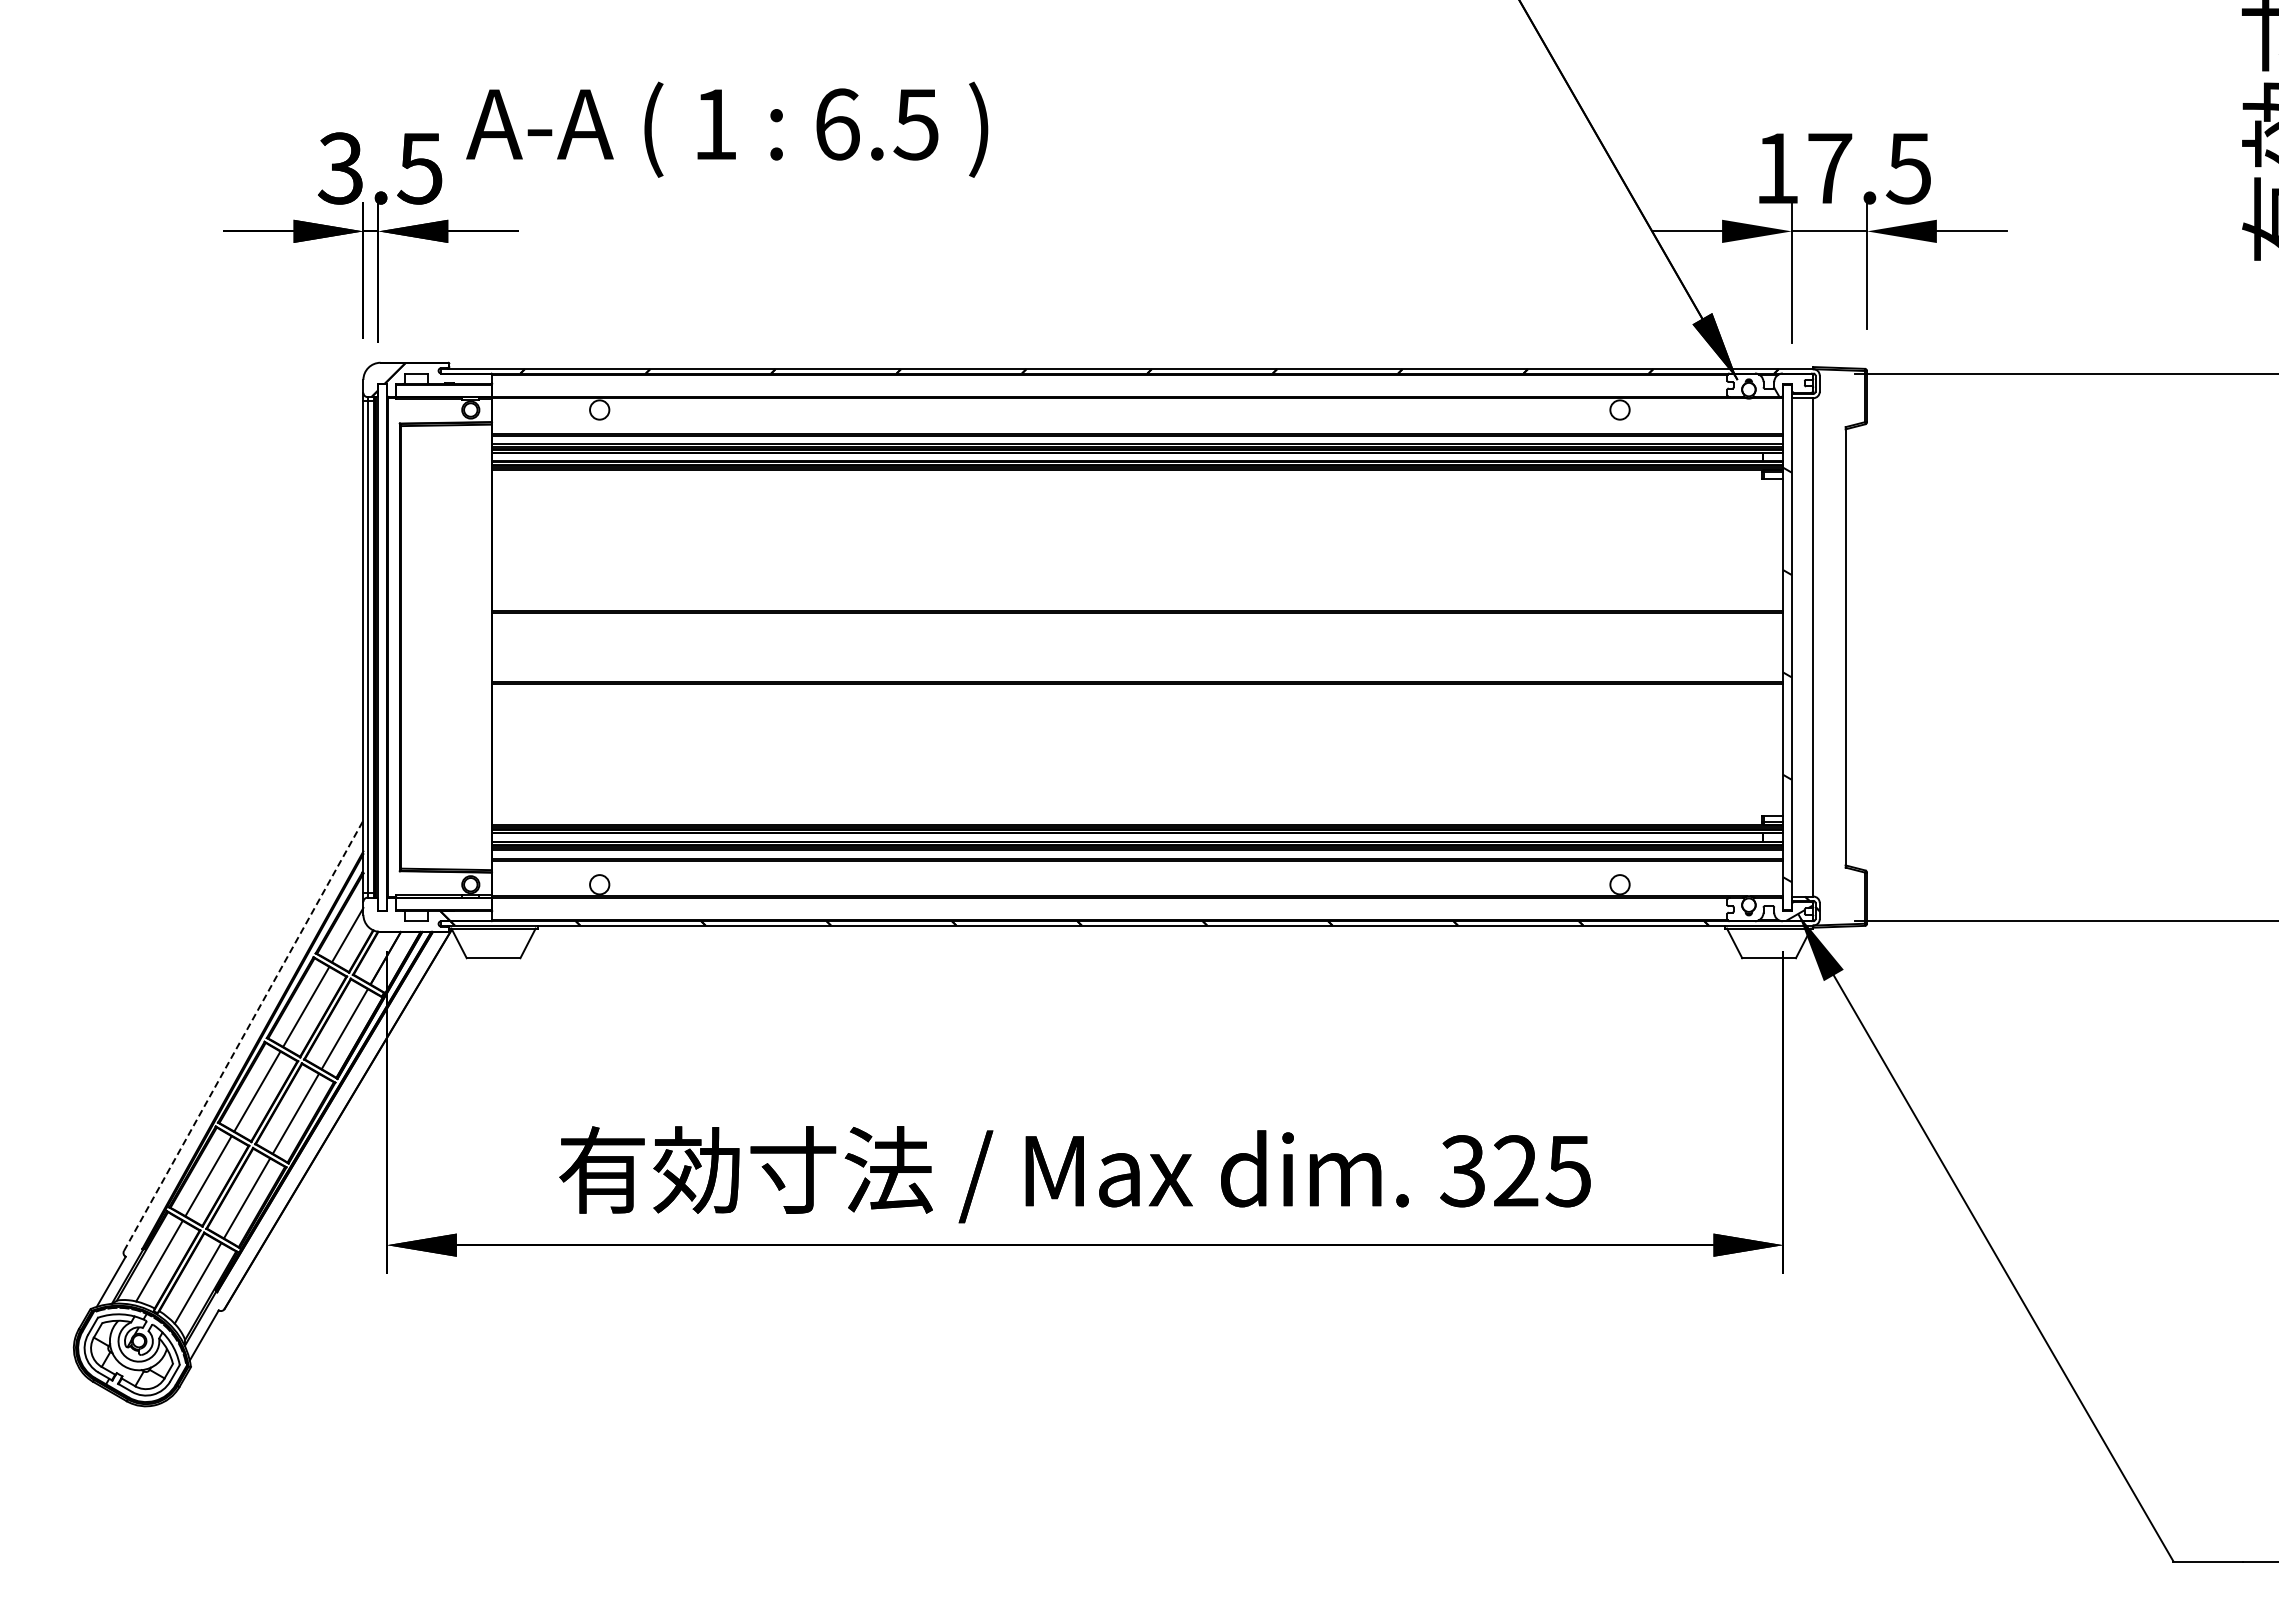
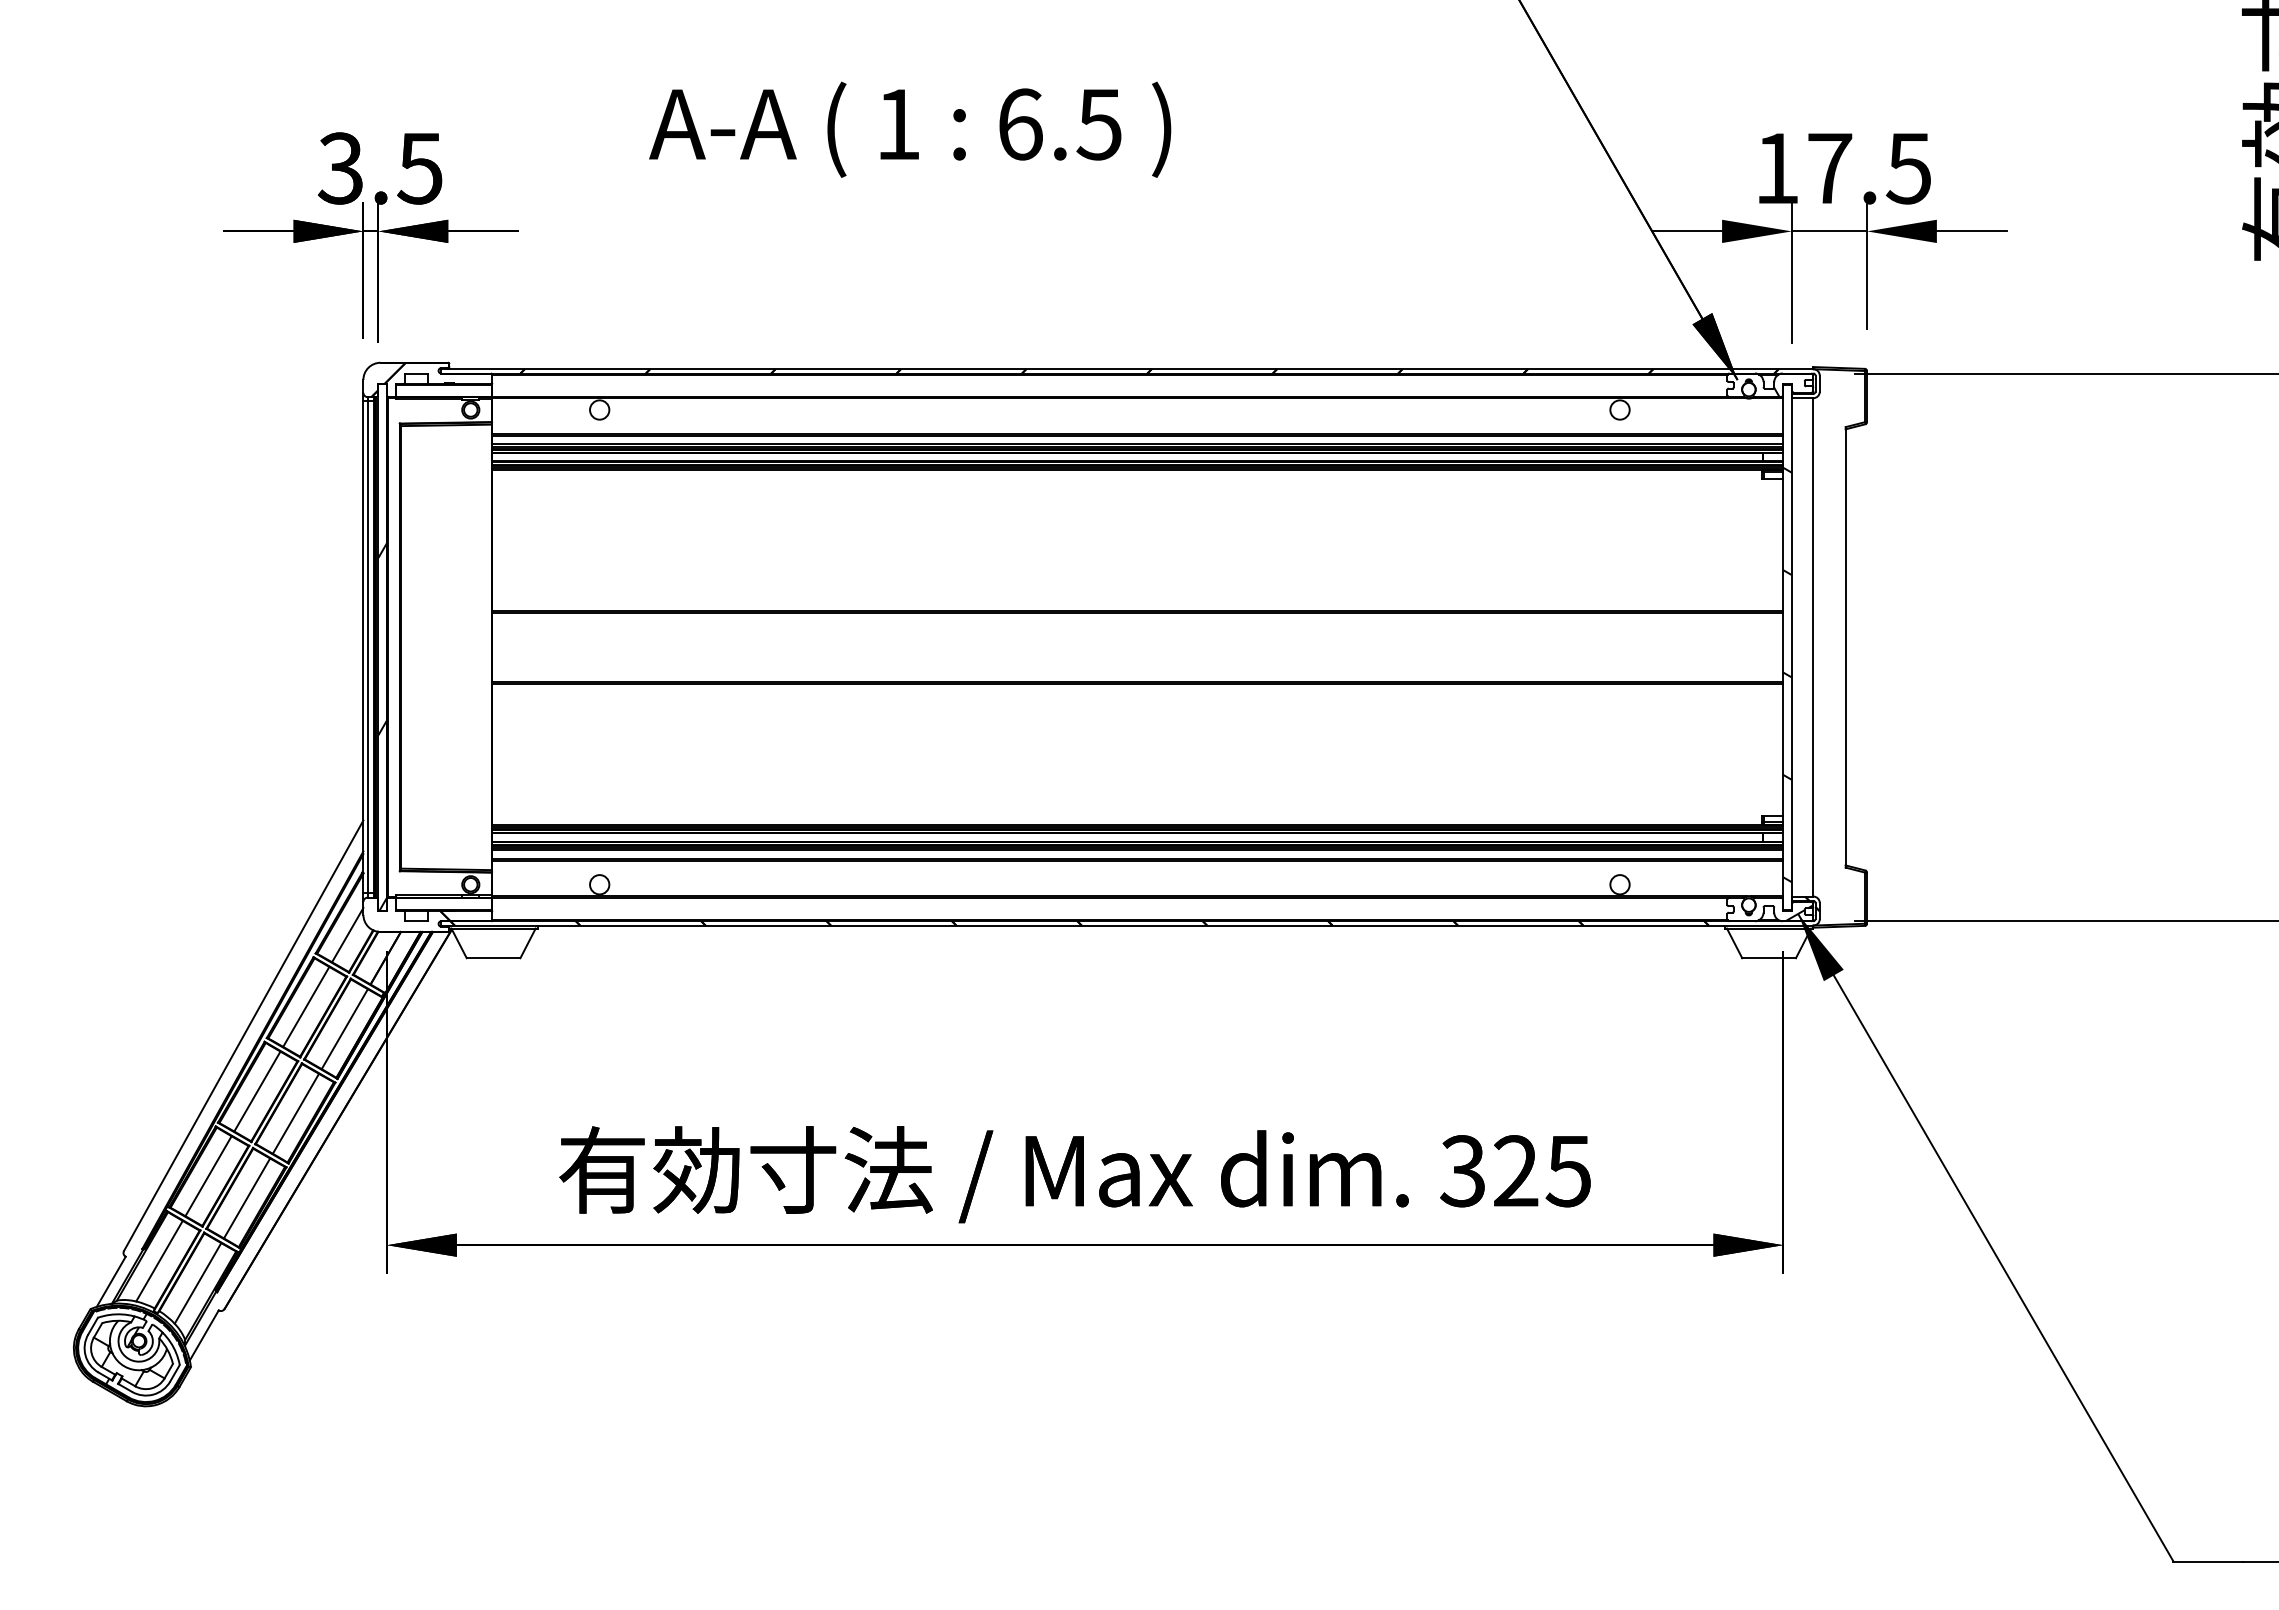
text position: (727, 129) -> (910, 129) (910, 129)
hatch: none -> present (382, 726)
line: dashed -> solid (243, 1035)
